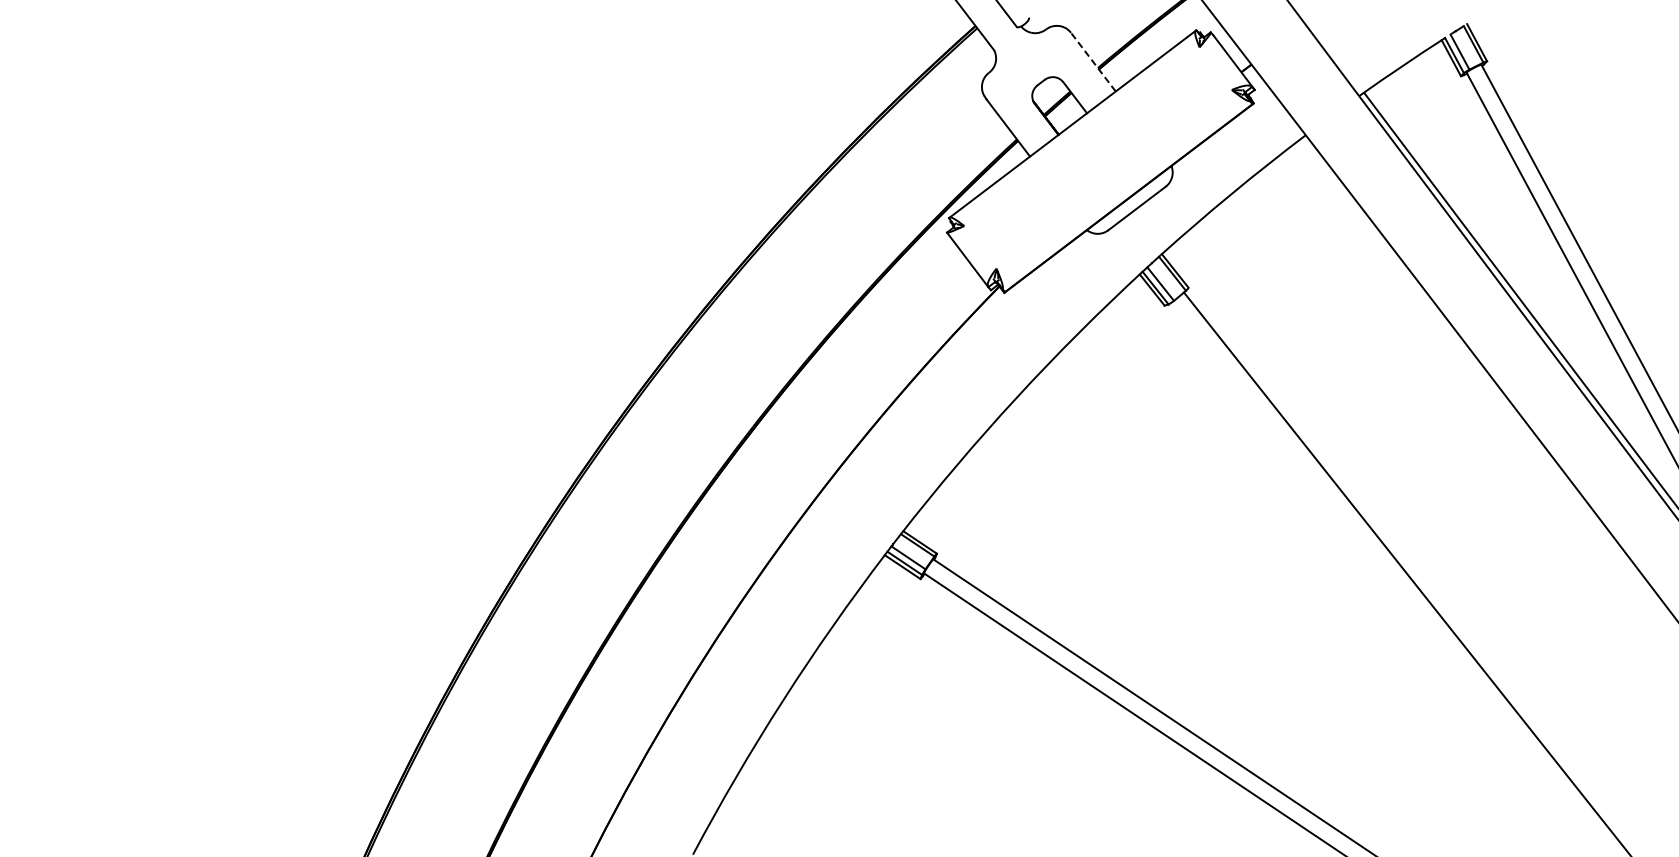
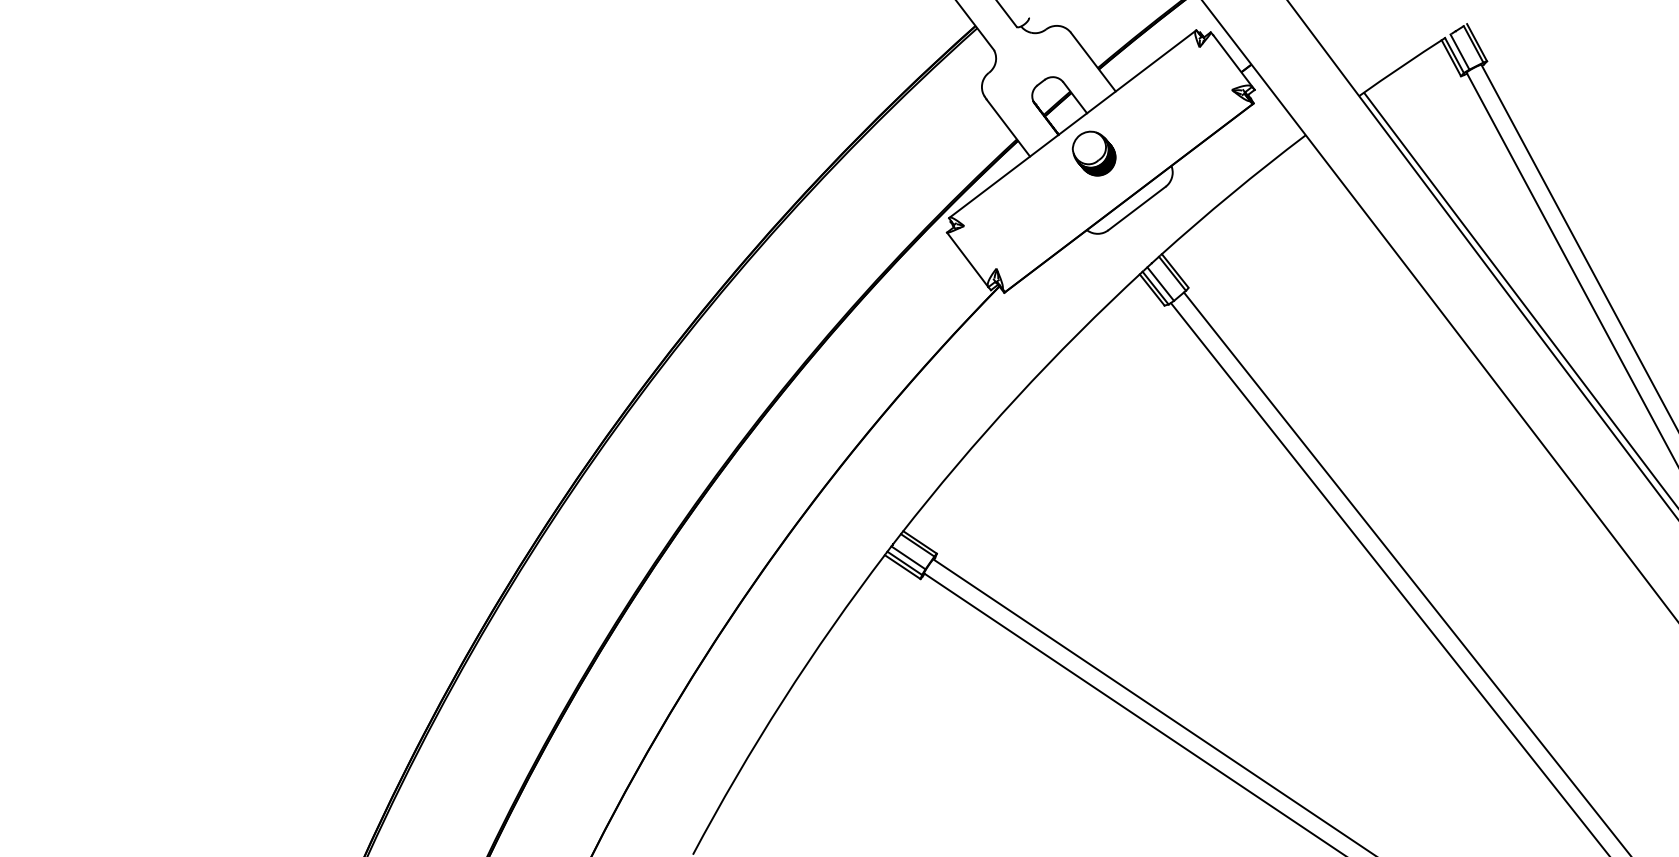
line: dashed -> solid (1093, 62)
part: none -> present (1093, 153)
line: none -> present (1388, 578)
